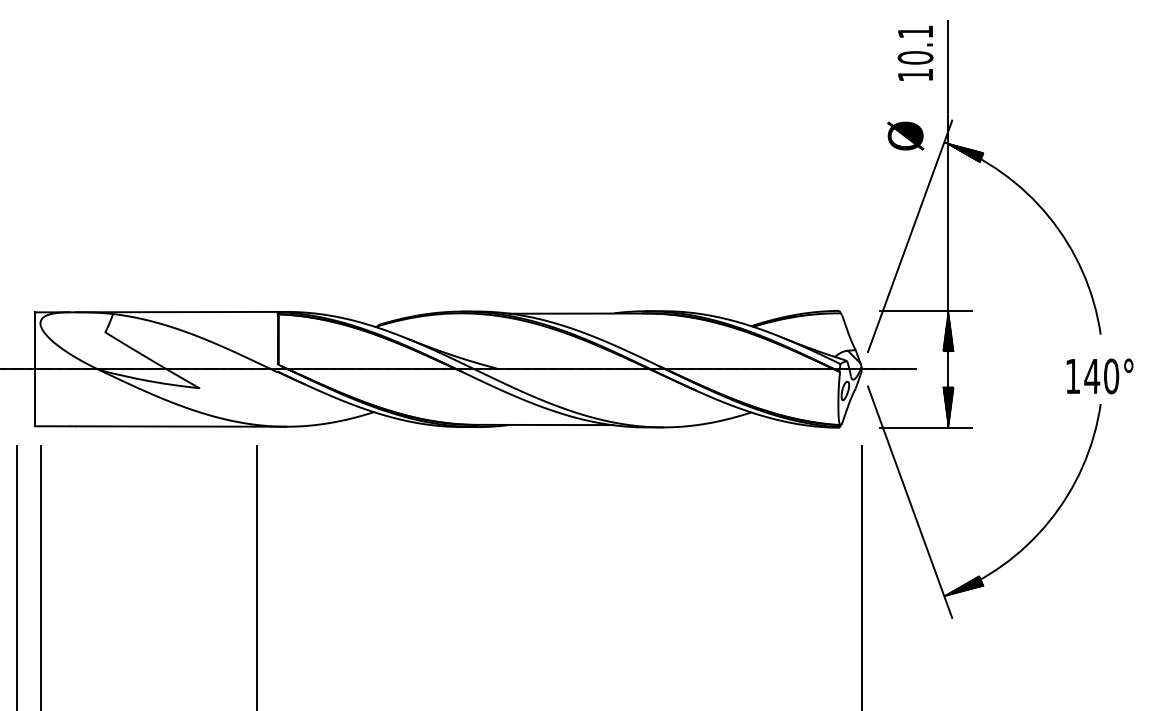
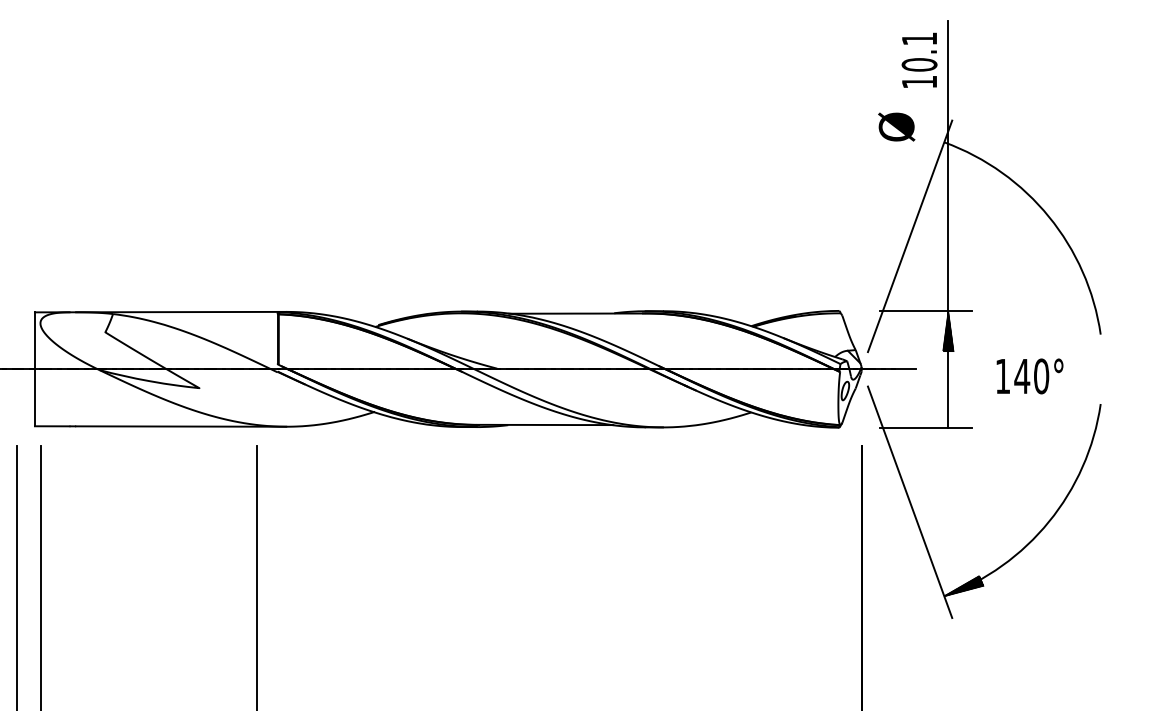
text position: (915, 52) -> (919, 59) (919, 59)
text position: (905, 135) -> (896, 126) (896, 126)
hatch: present -> none (963, 152)
text position: (1099, 376) -> (1029, 376) (1029, 376)
hatch: present -> none (948, 407)
